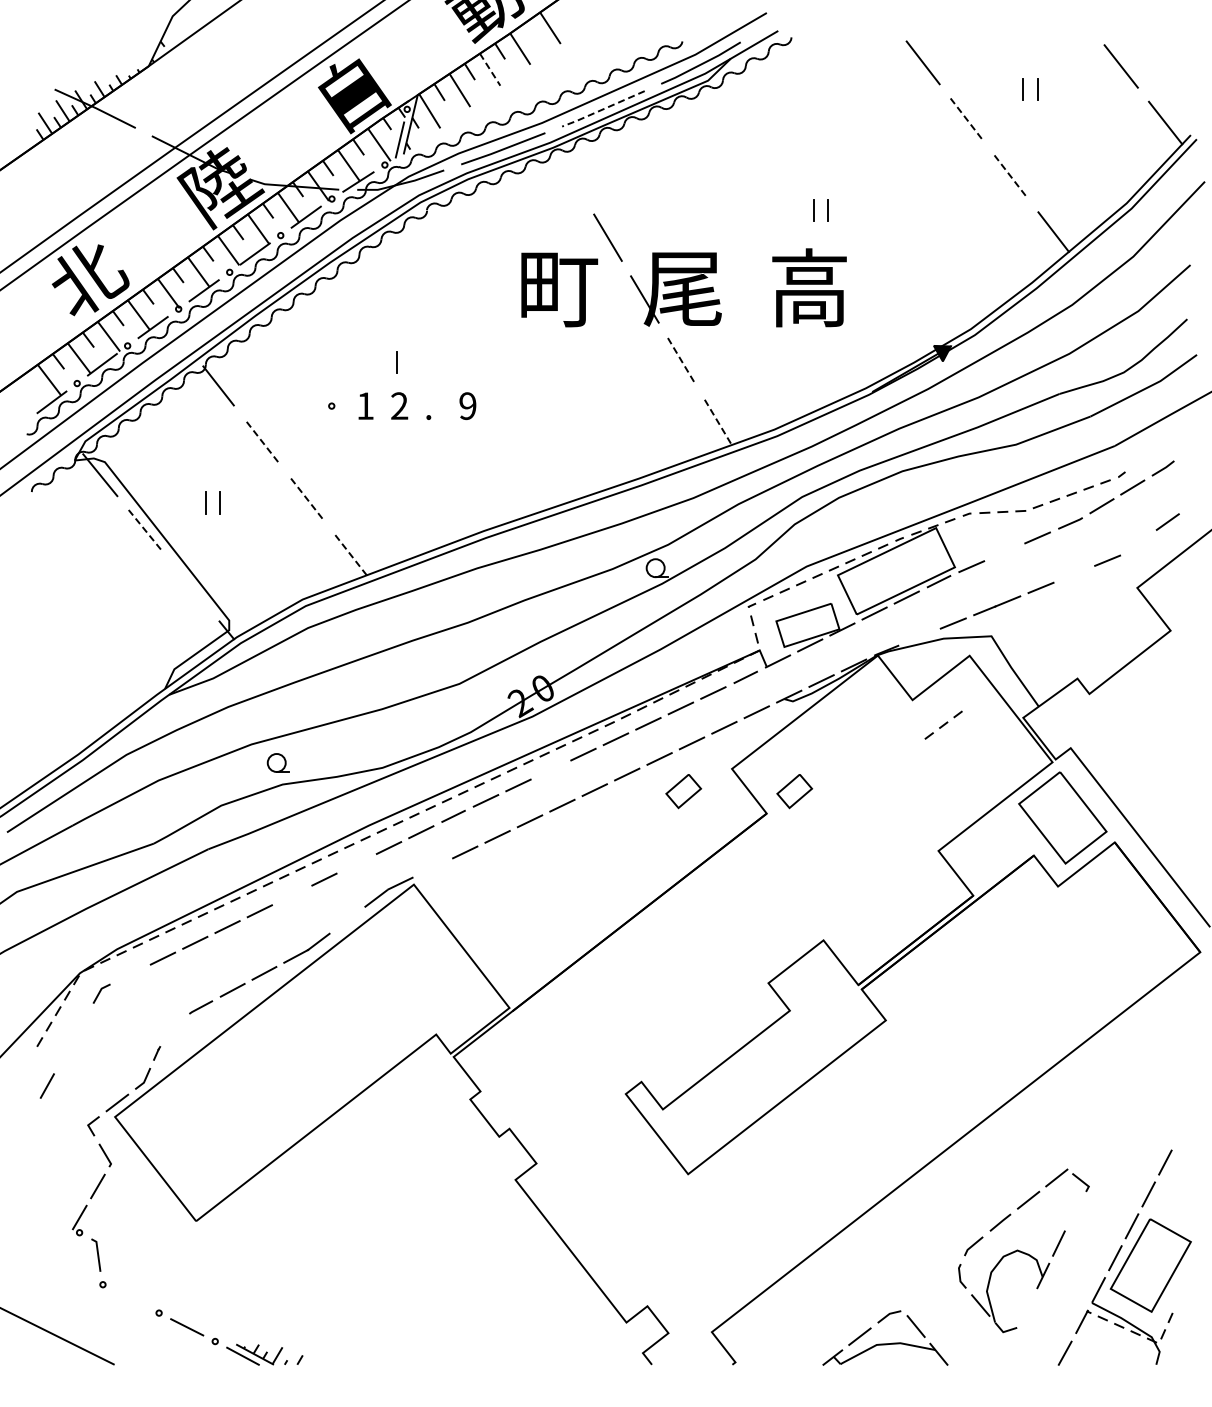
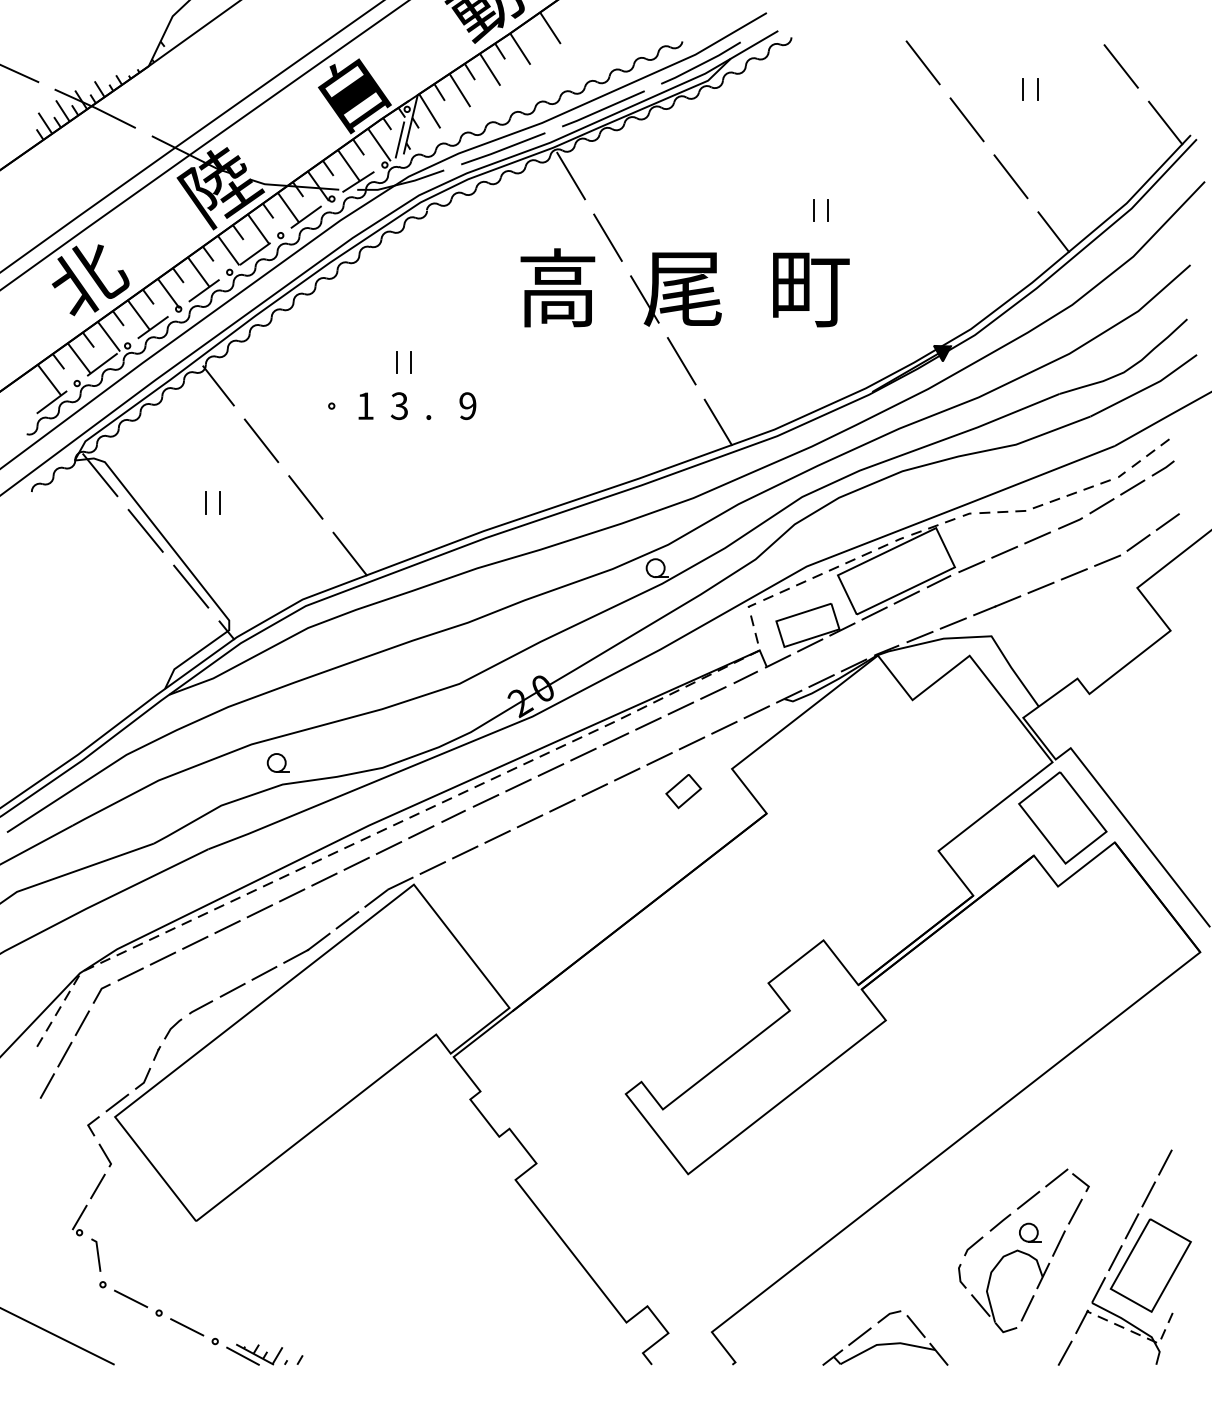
line: dashed -> solid (490, 70)
line: none -> present (20, 73)
line: dashed -> solid (602, 109)
line: dashed -> solid (967, 119)
line: none -> present (570, 175)
line: dashed -> solid (1011, 176)
text: 町 -> 高 (559, 287)
text: 高 -> 町 (810, 287)
line: dashed -> solid (681, 361)
line: none -> present (410, 362)
text: 2 -> 3 (399, 406)
line: dashed -> solid (718, 422)
line: dashed -> solid (261, 440)
line: dashed -> solid (305, 497)
line: dashed -> solid (145, 530)
line: none -> present (1138, 542)
line: none -> present (1004, 551)
line: dashed -> solid (350, 554)
line: none -> present (1073, 574)
line: none -> present (191, 586)
line: none -> present (919, 637)
part position: (943, 724) -> (1150, 452) (1150, 452)
line: none -> present (550, 769)
part: present -> none (794, 791)
line: none -> present (356, 863)
line: none -> present (432, 867)
line: none -> present (292, 895)
line: none -> present (347, 920)
line: none -> present (130, 974)
line: none -> present (173, 1027)
line: none -> present (74, 1035)
line: none -> present (1075, 1211)
part: none -> present (1030, 1232)
line: none -> present (131, 1298)
line: none -> present (1027, 1308)
